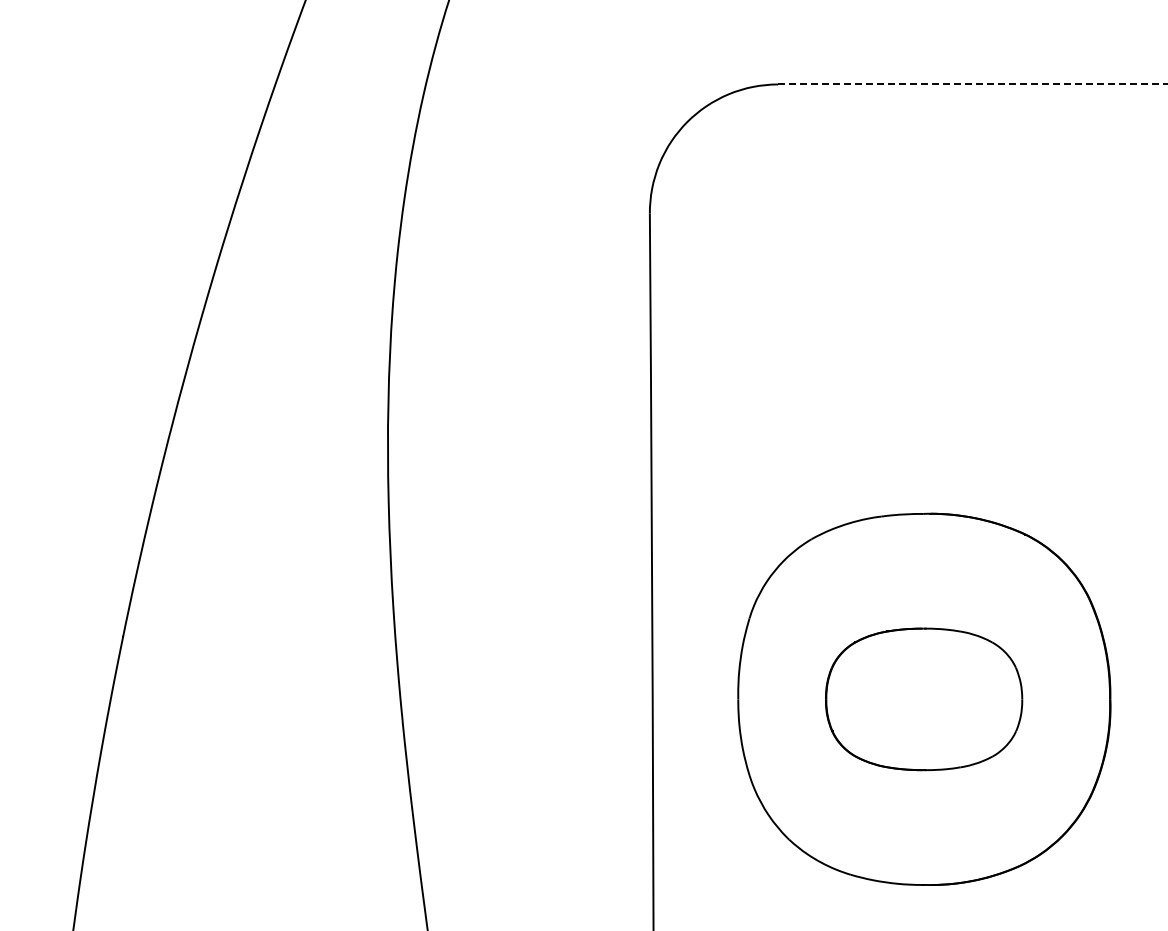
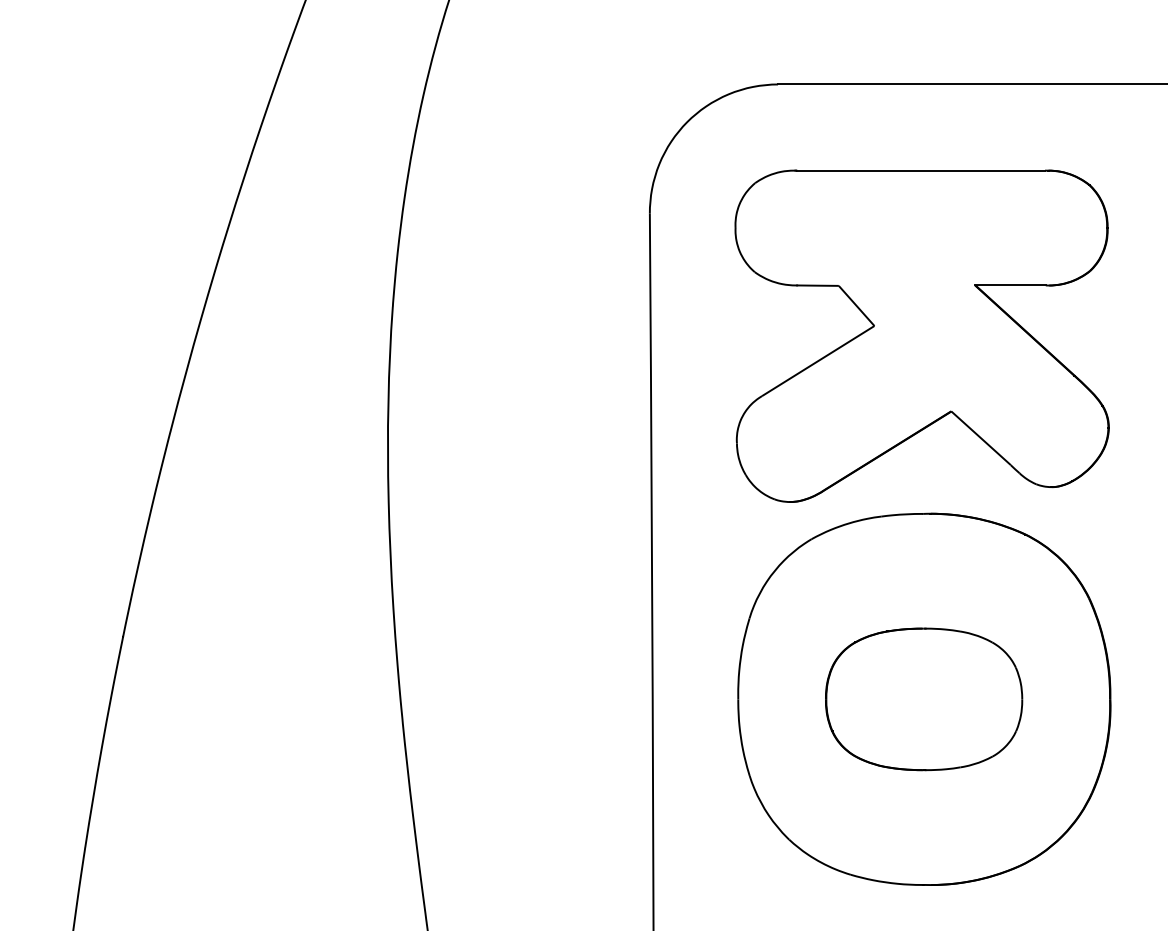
line: dashed -> solid (972, 84)
part: none -> present (921, 335)
